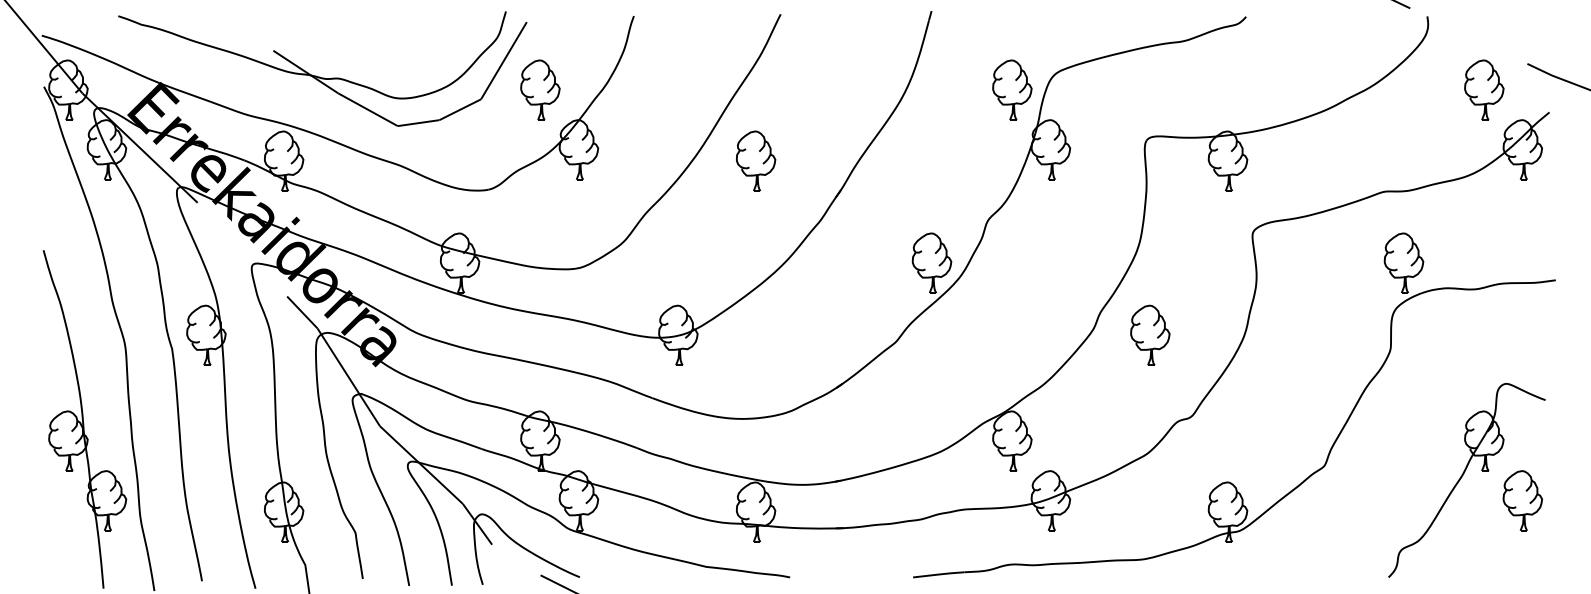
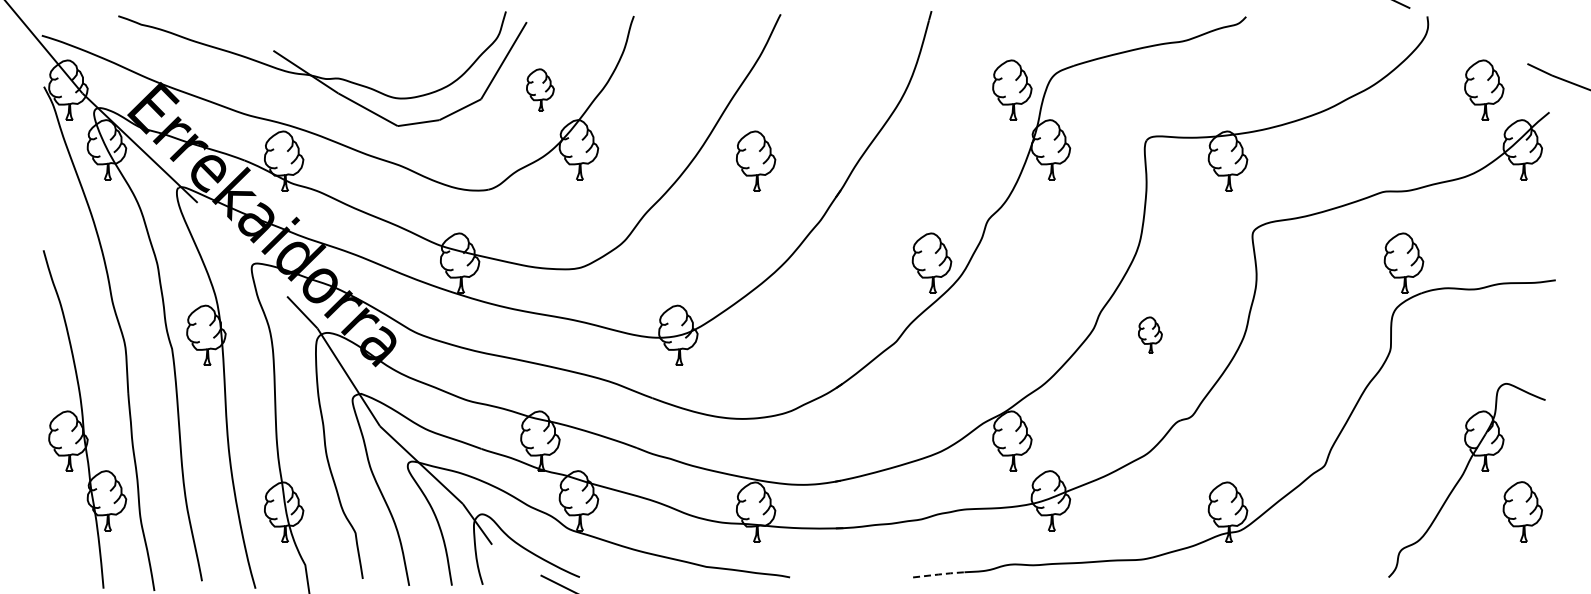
part size: 41x62 px -> 29x44 px (540, 89)
part size: 41x62 px -> 25x38 px (1150, 334)
part position: (1522, 500) -> (1522, 511) (1522, 511)
line: solid -> dashed (939, 574)
